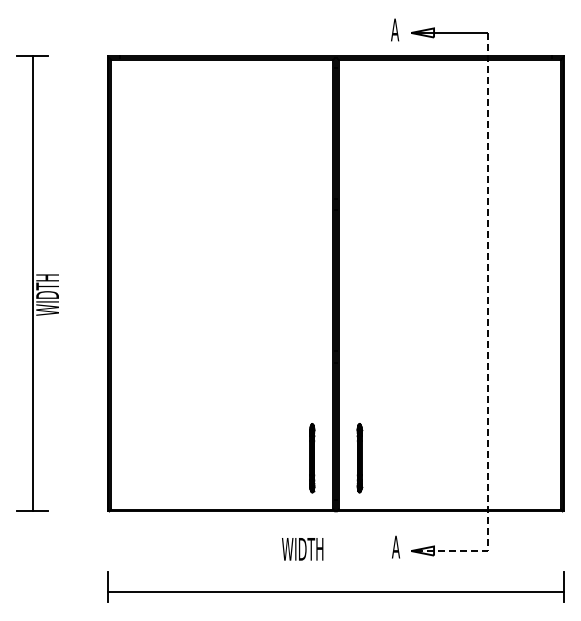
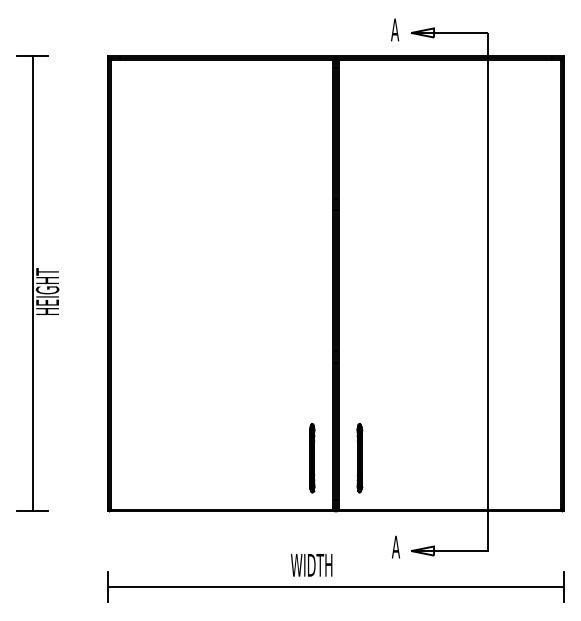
text: WIDTH -> HEIGHT (47, 291)
line: dashed -> solid (487, 331)
text position: (302, 549) -> (311, 565) (311, 565)
line position: (335, 592) -> (335, 587) (335, 587)
